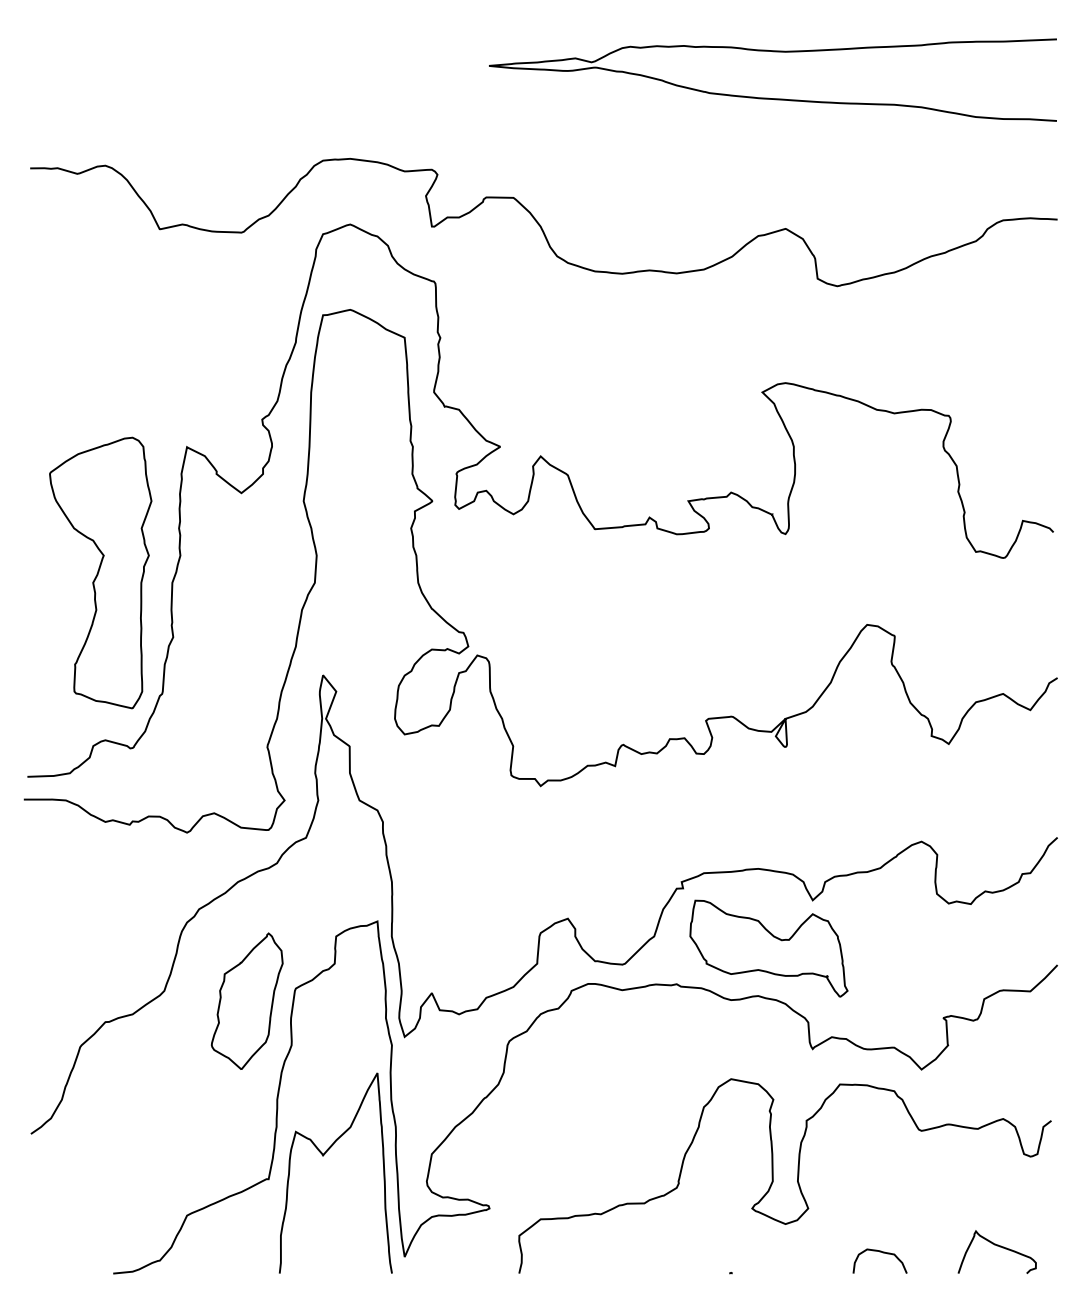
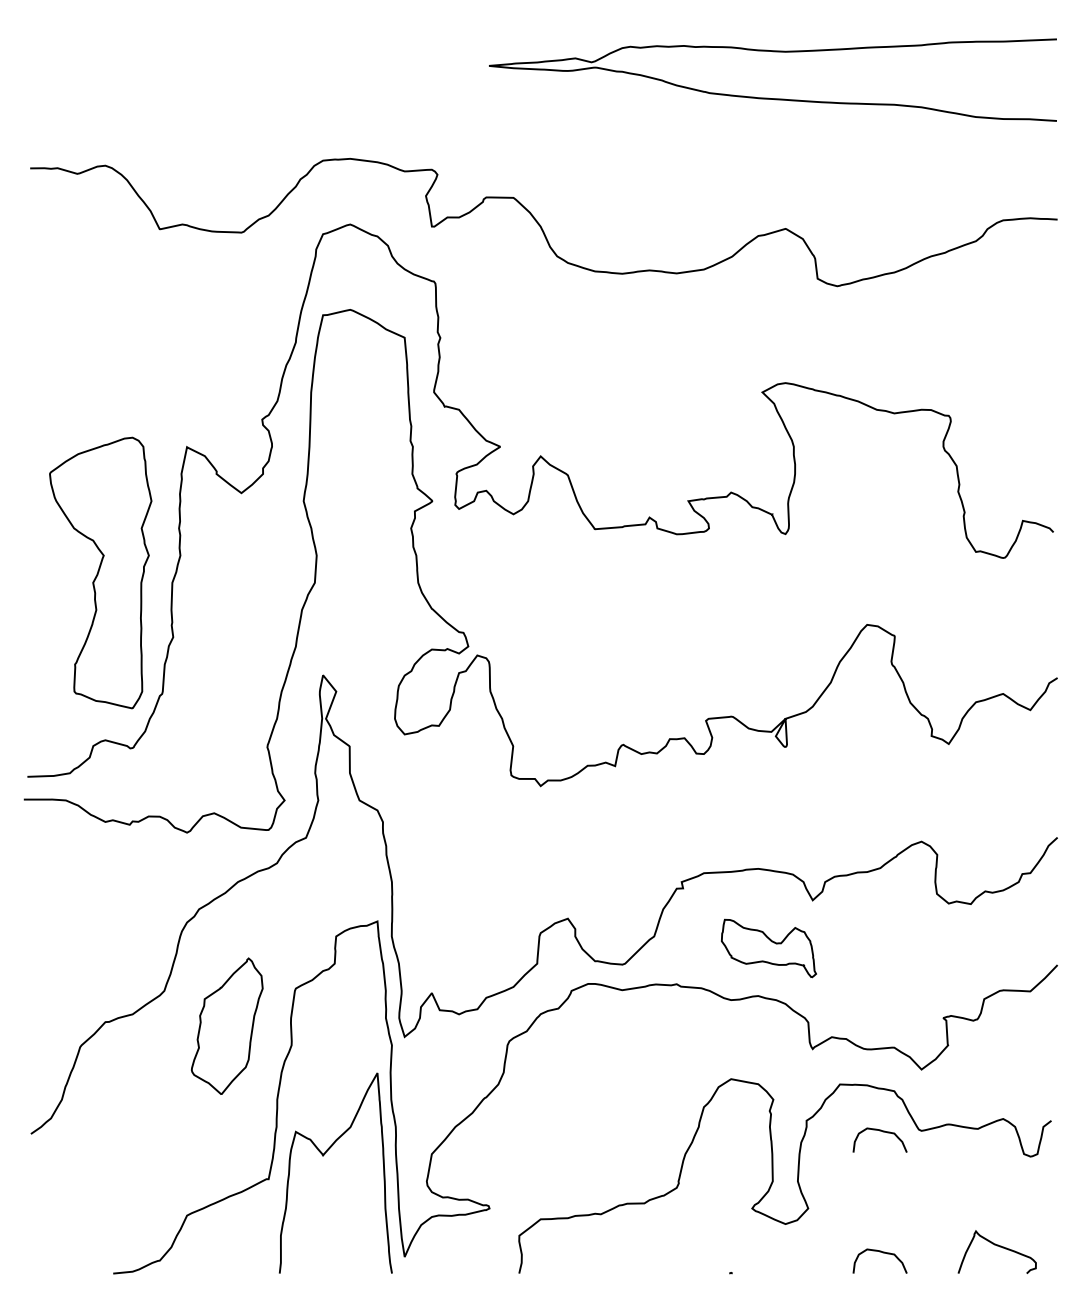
part size: 160x99 px -> 96x61 px (768, 948)
part position: (247, 1000) -> (227, 1025) (227, 1025)
curve: none -> present (882, 1132)
